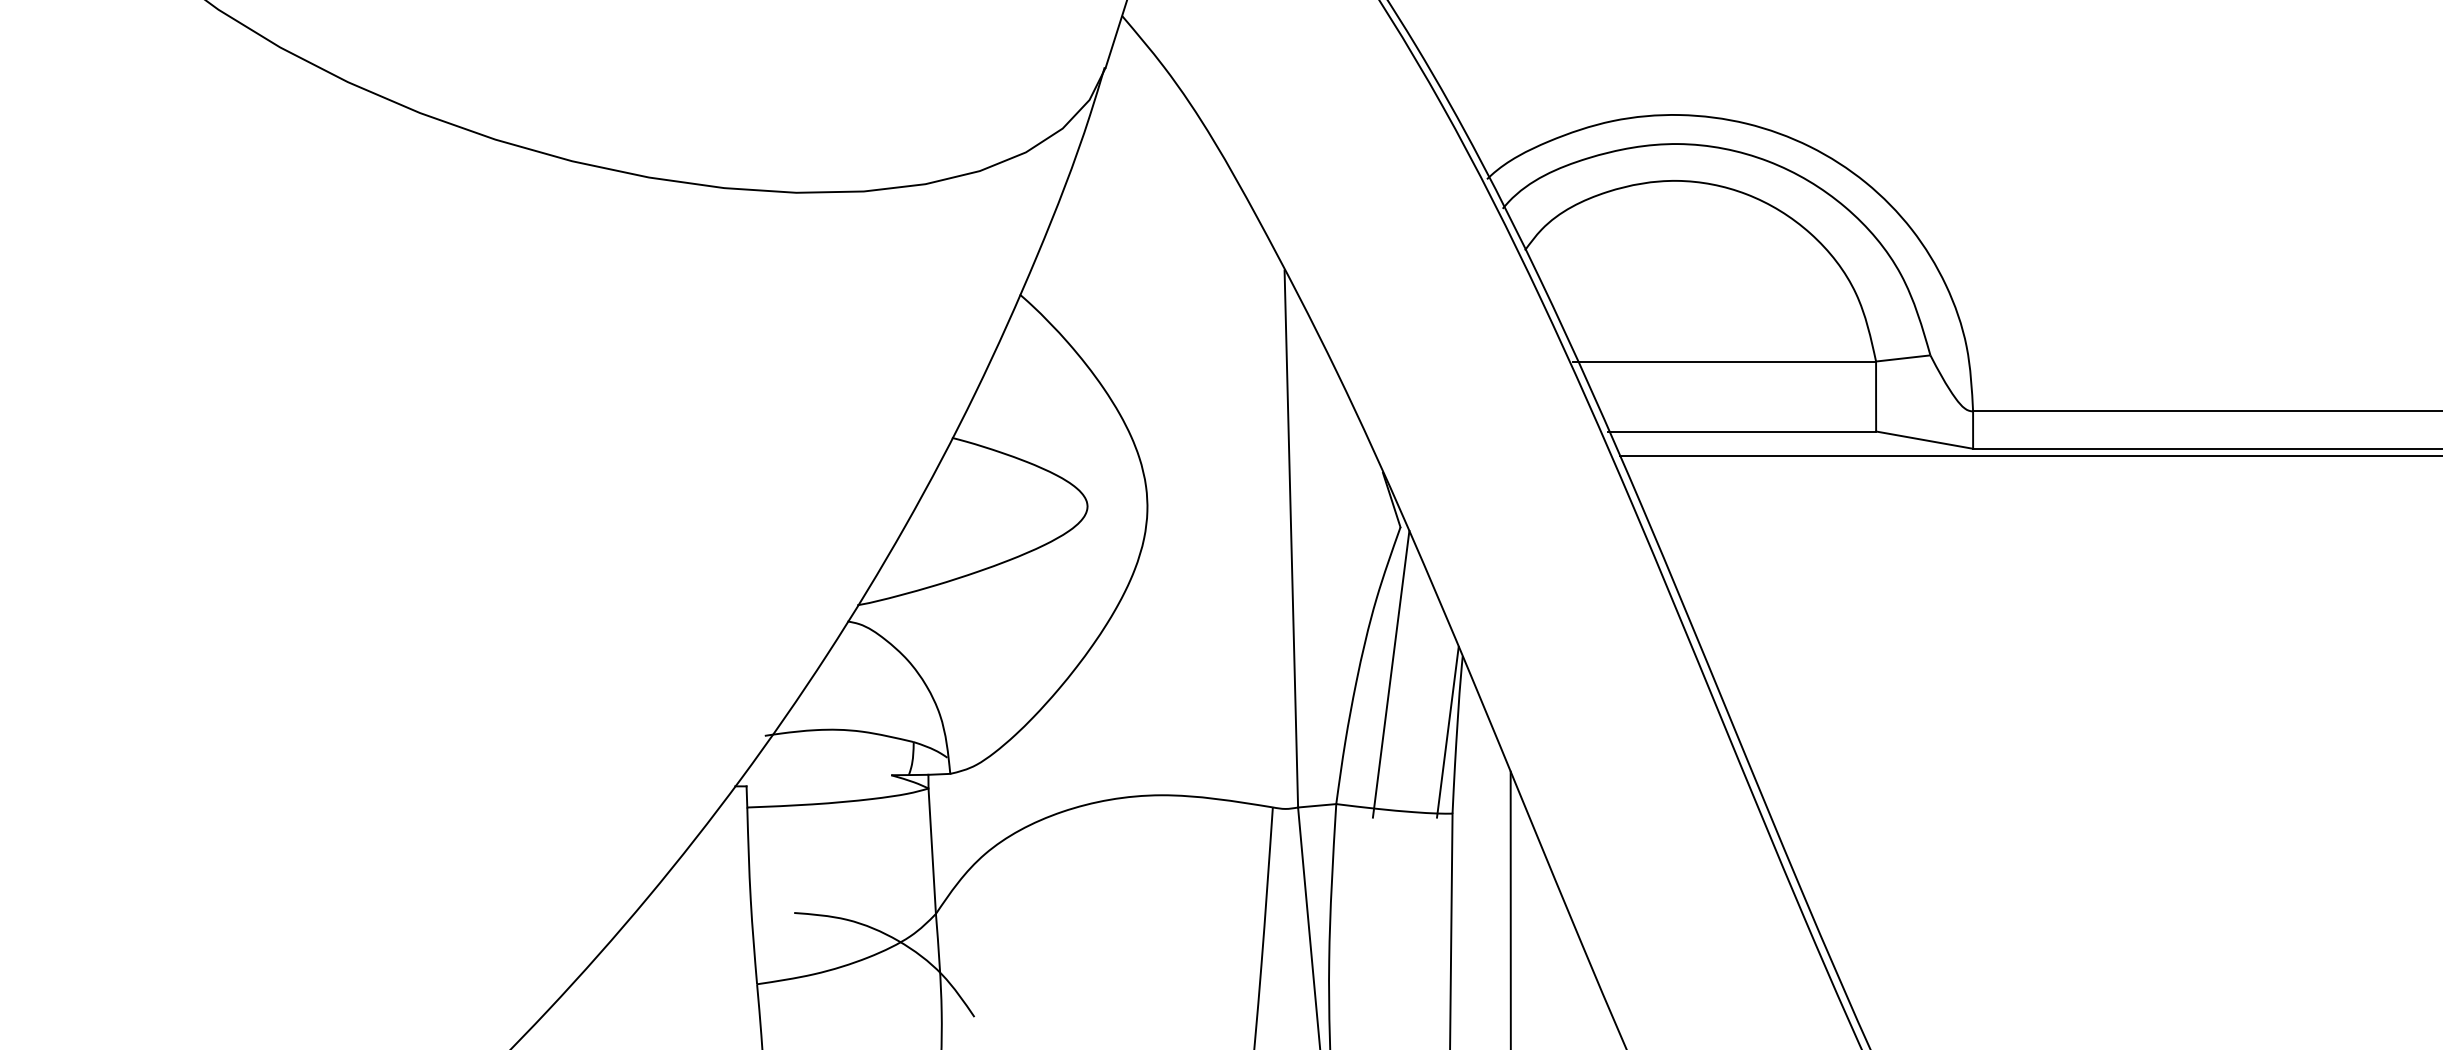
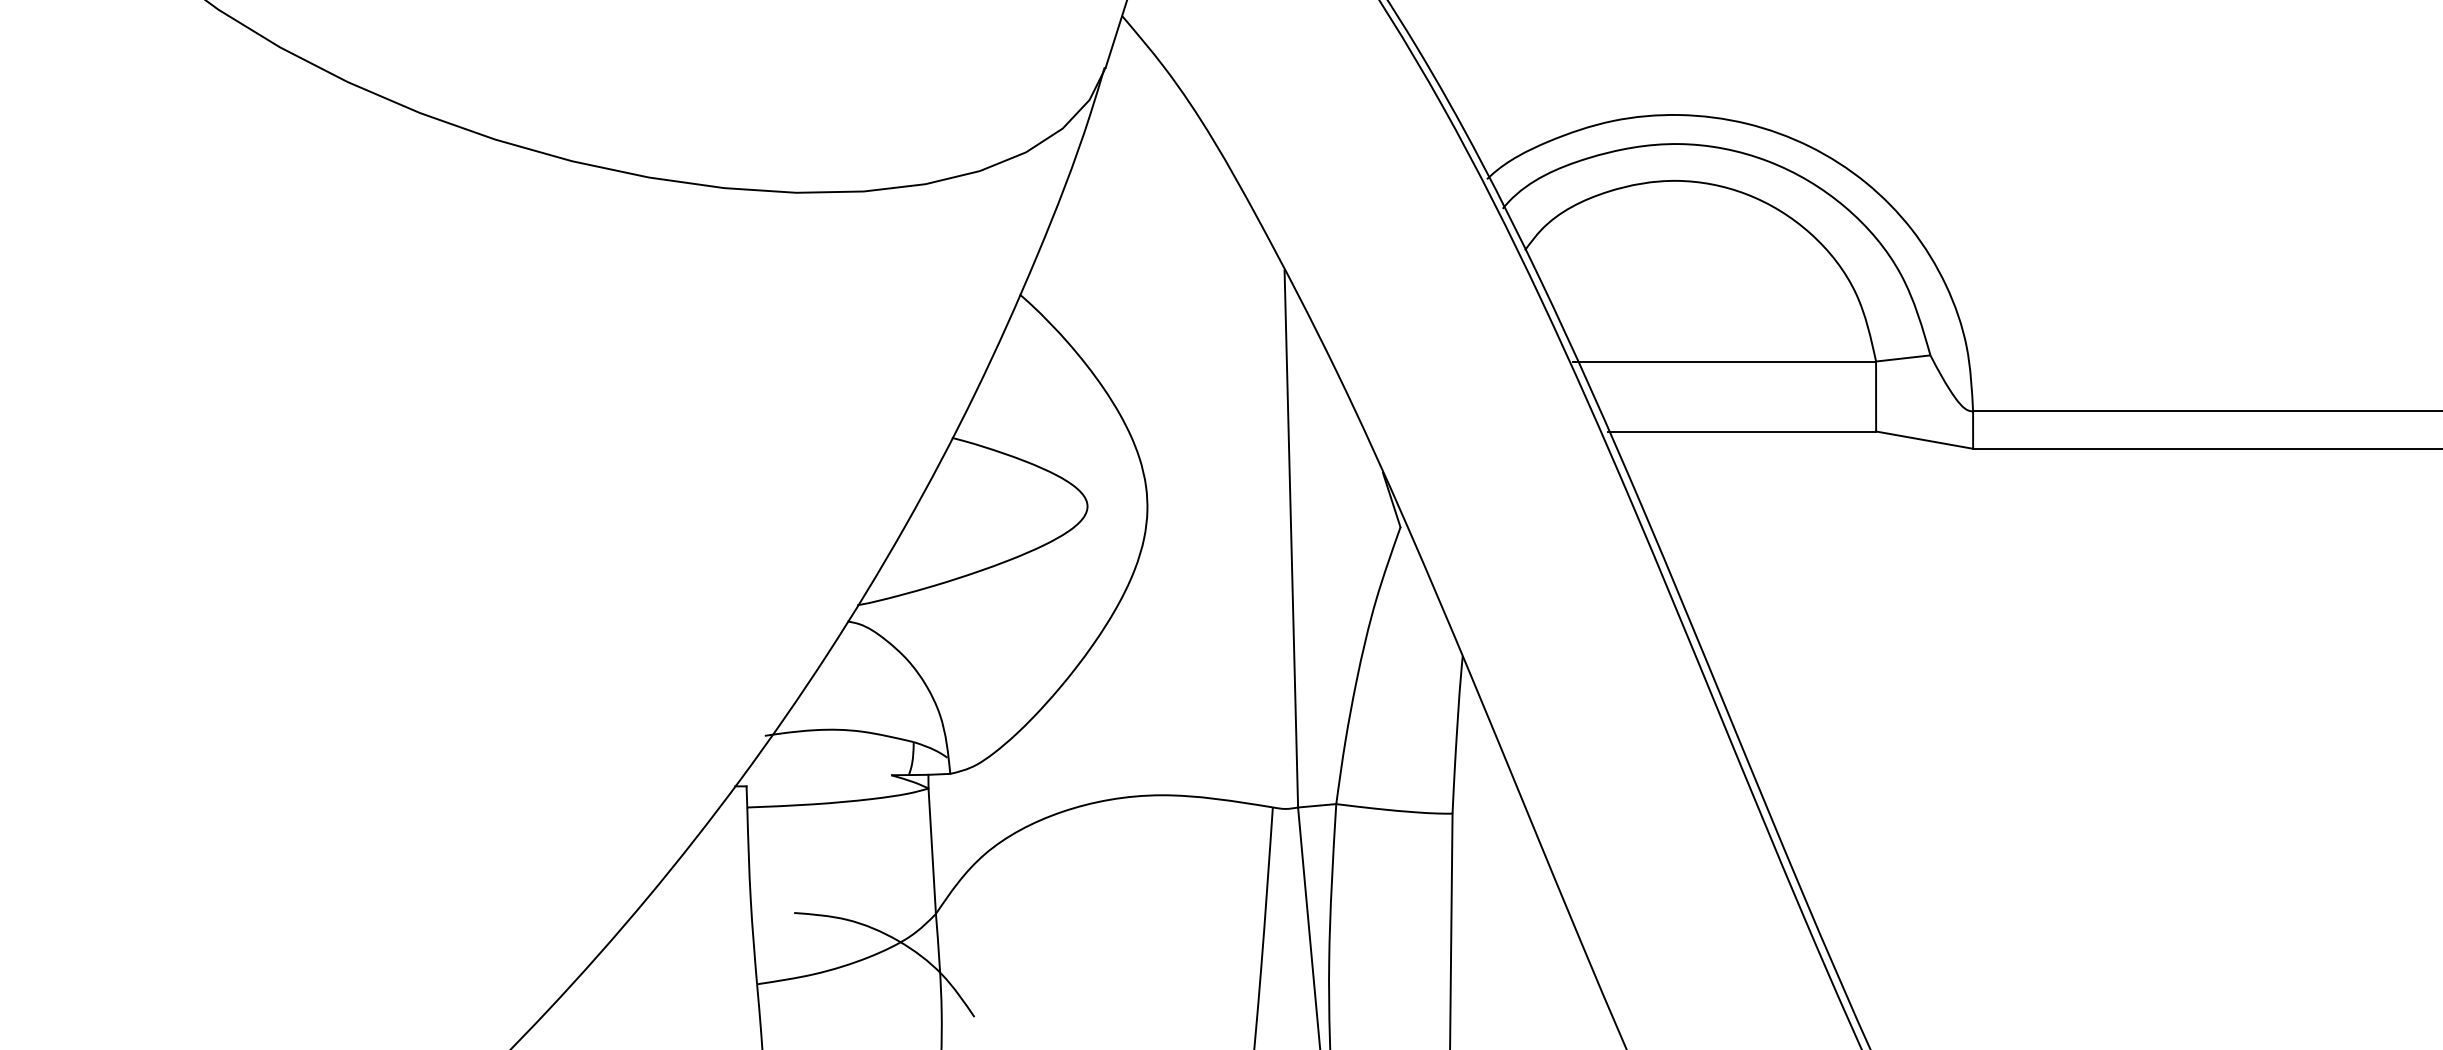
line: present -> none (2029, 456)
line: present -> none (1390, 673)
line: present -> none (1447, 731)
line: present -> none (1510, 908)
